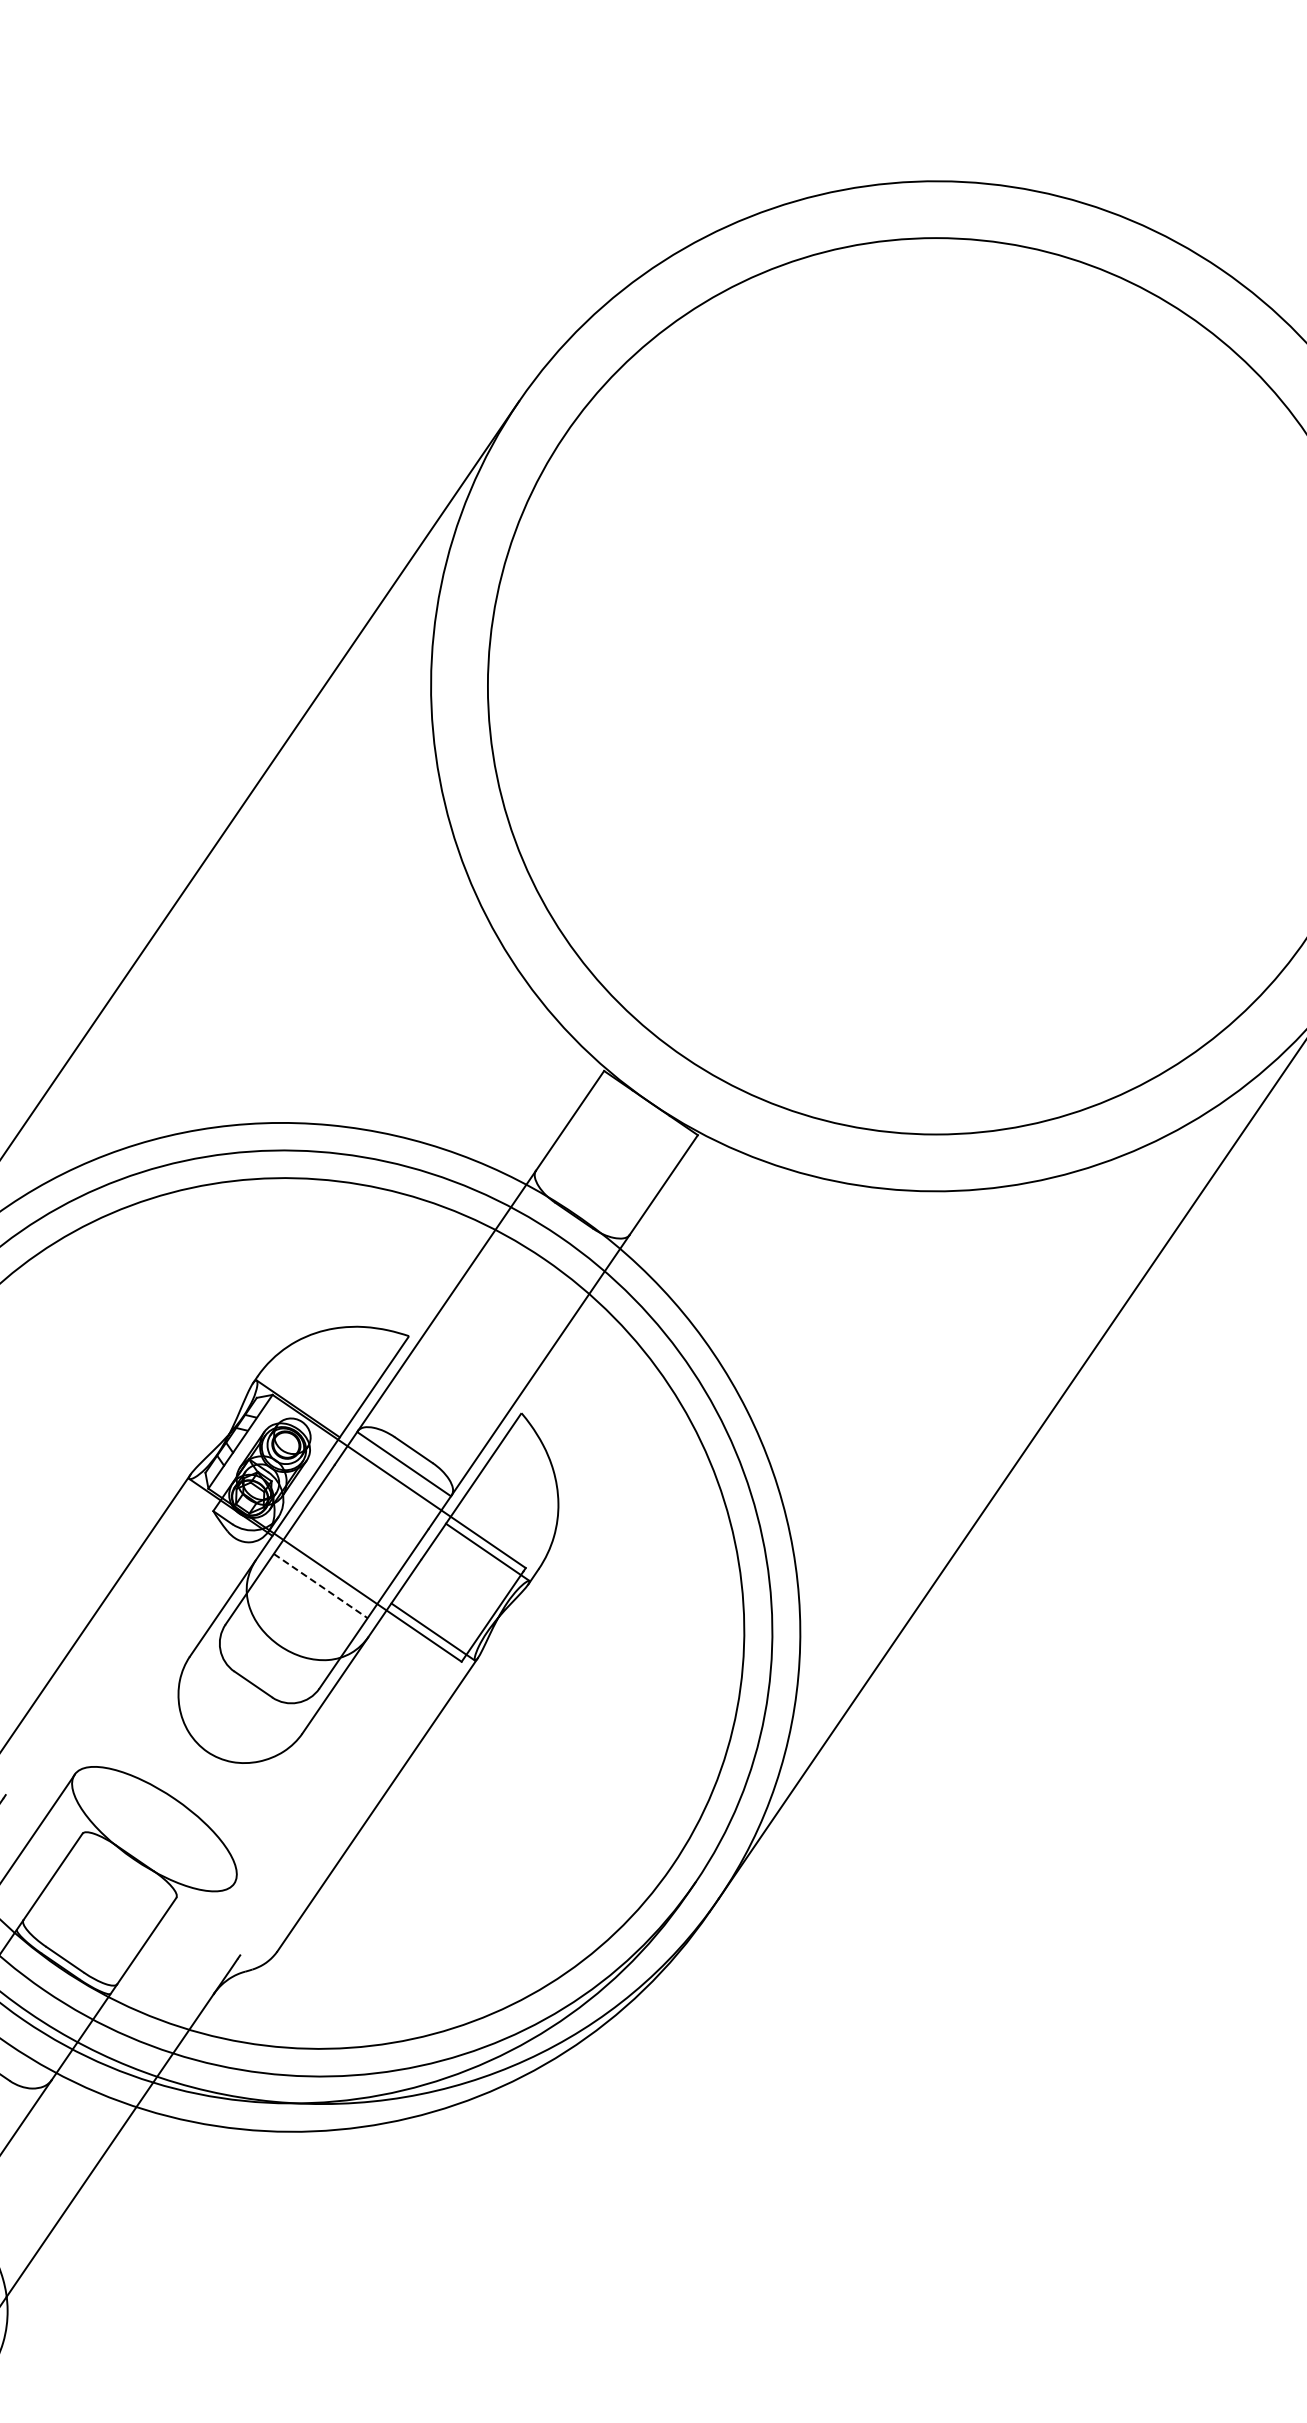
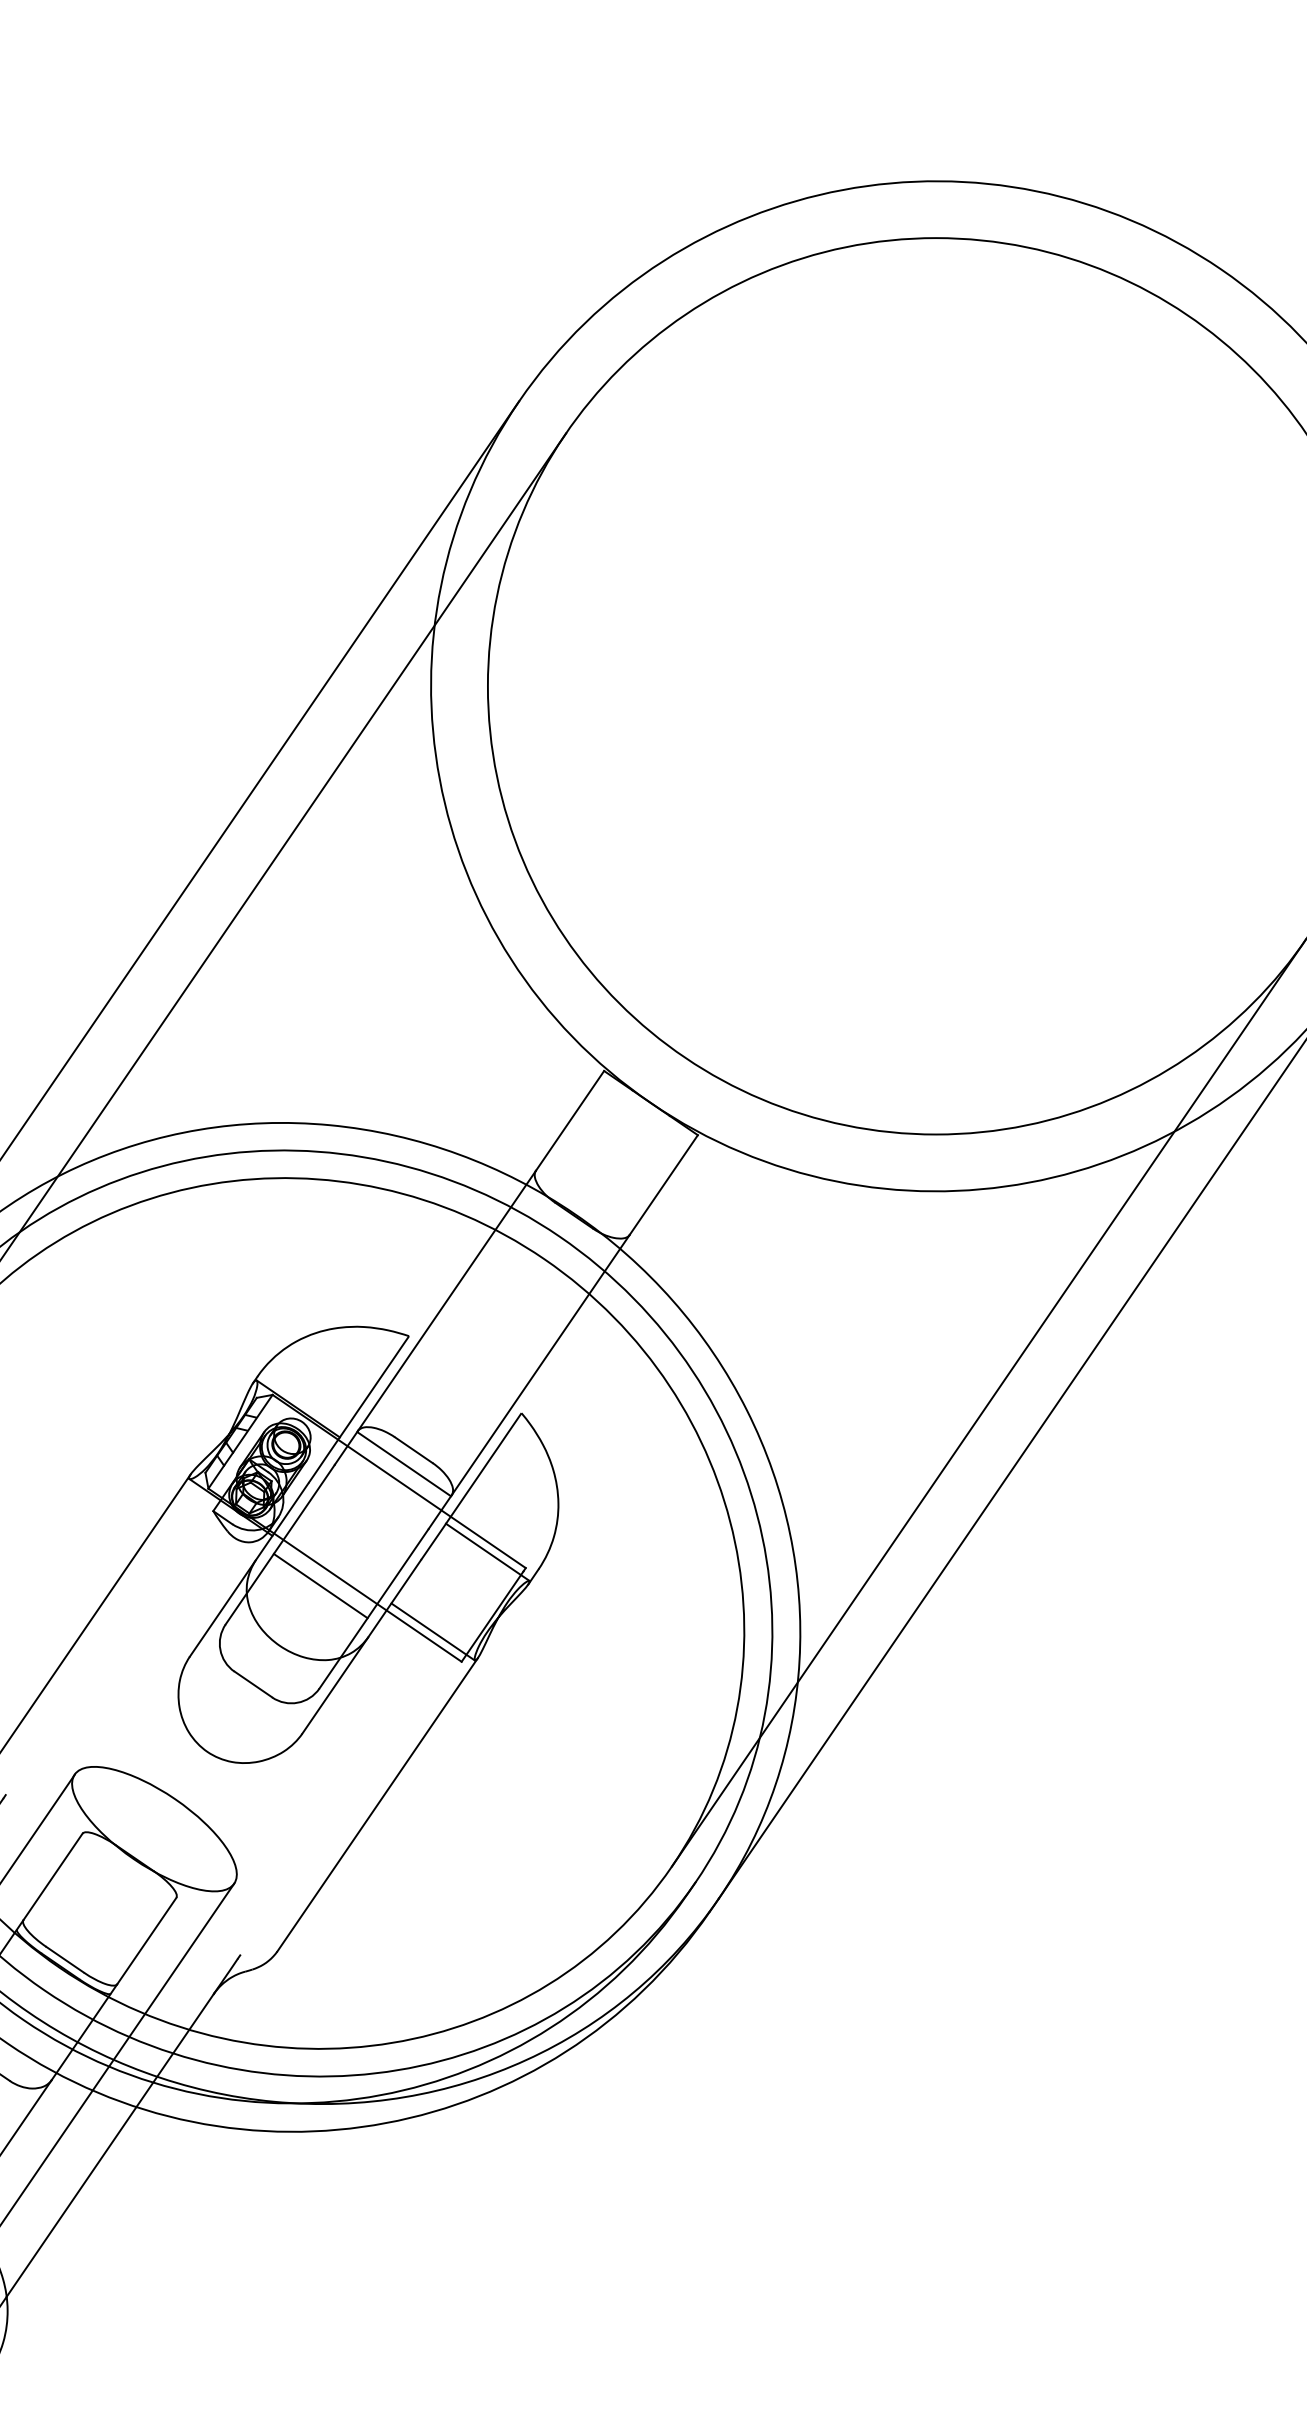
line: none -> present (284, 845)
line: none -> present (987, 1404)
line: dashed -> solid (320, 1586)
line: none -> present (118, 2052)
